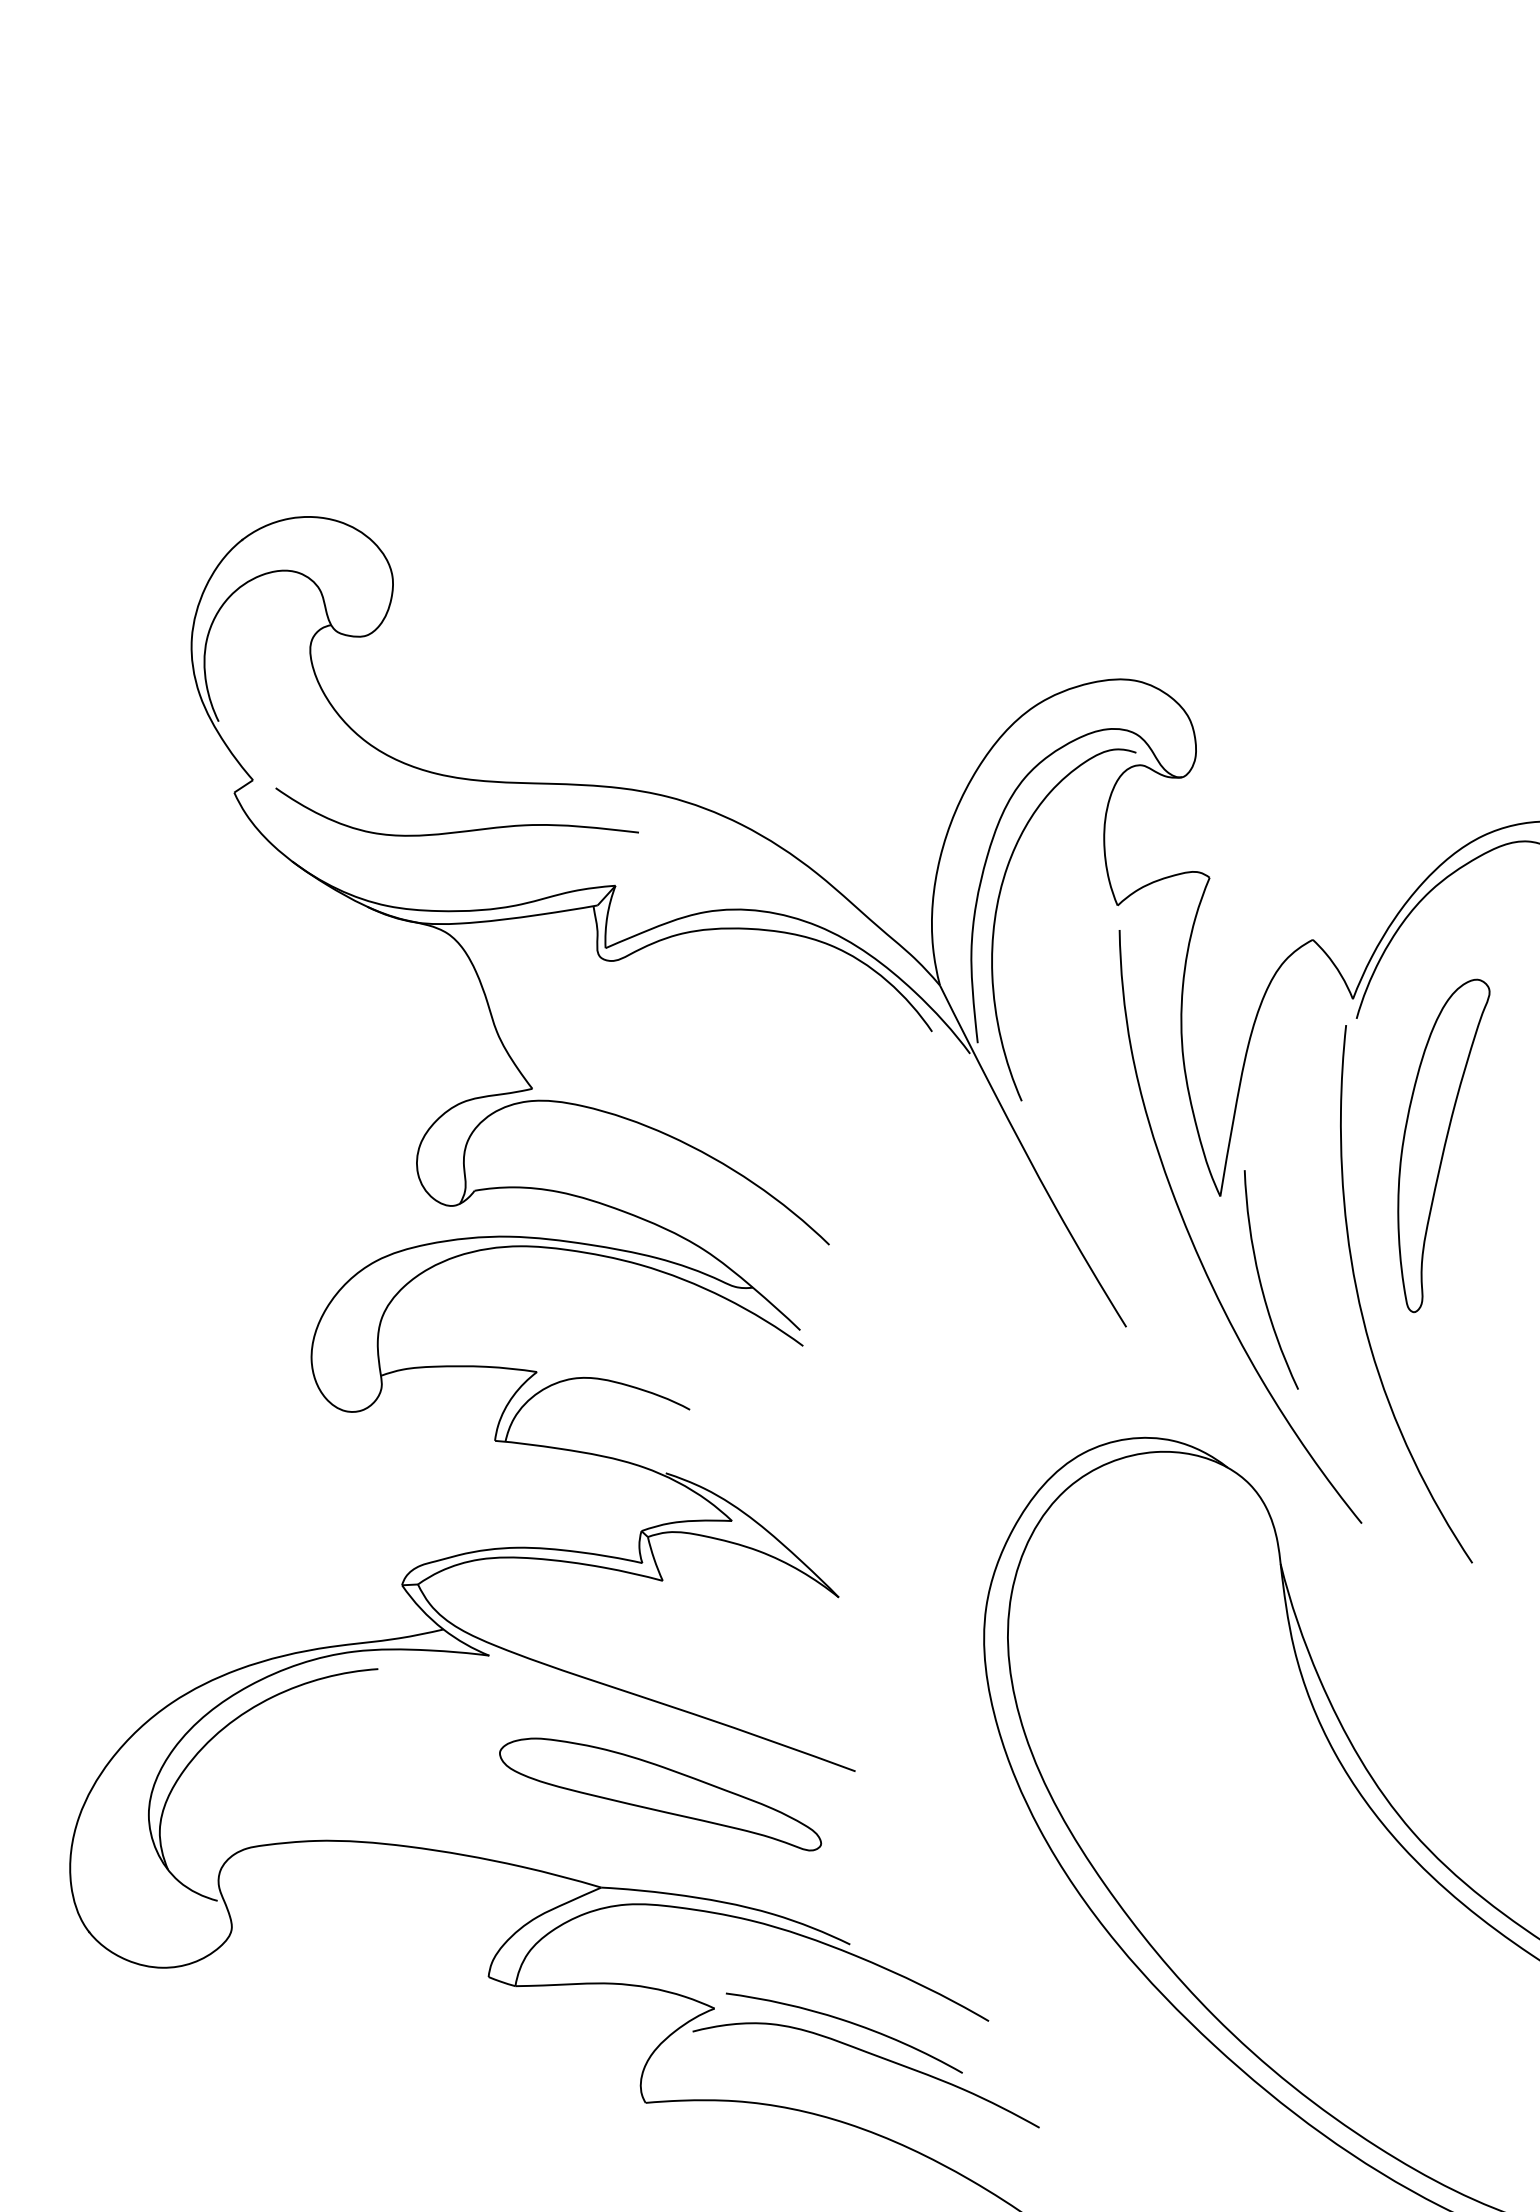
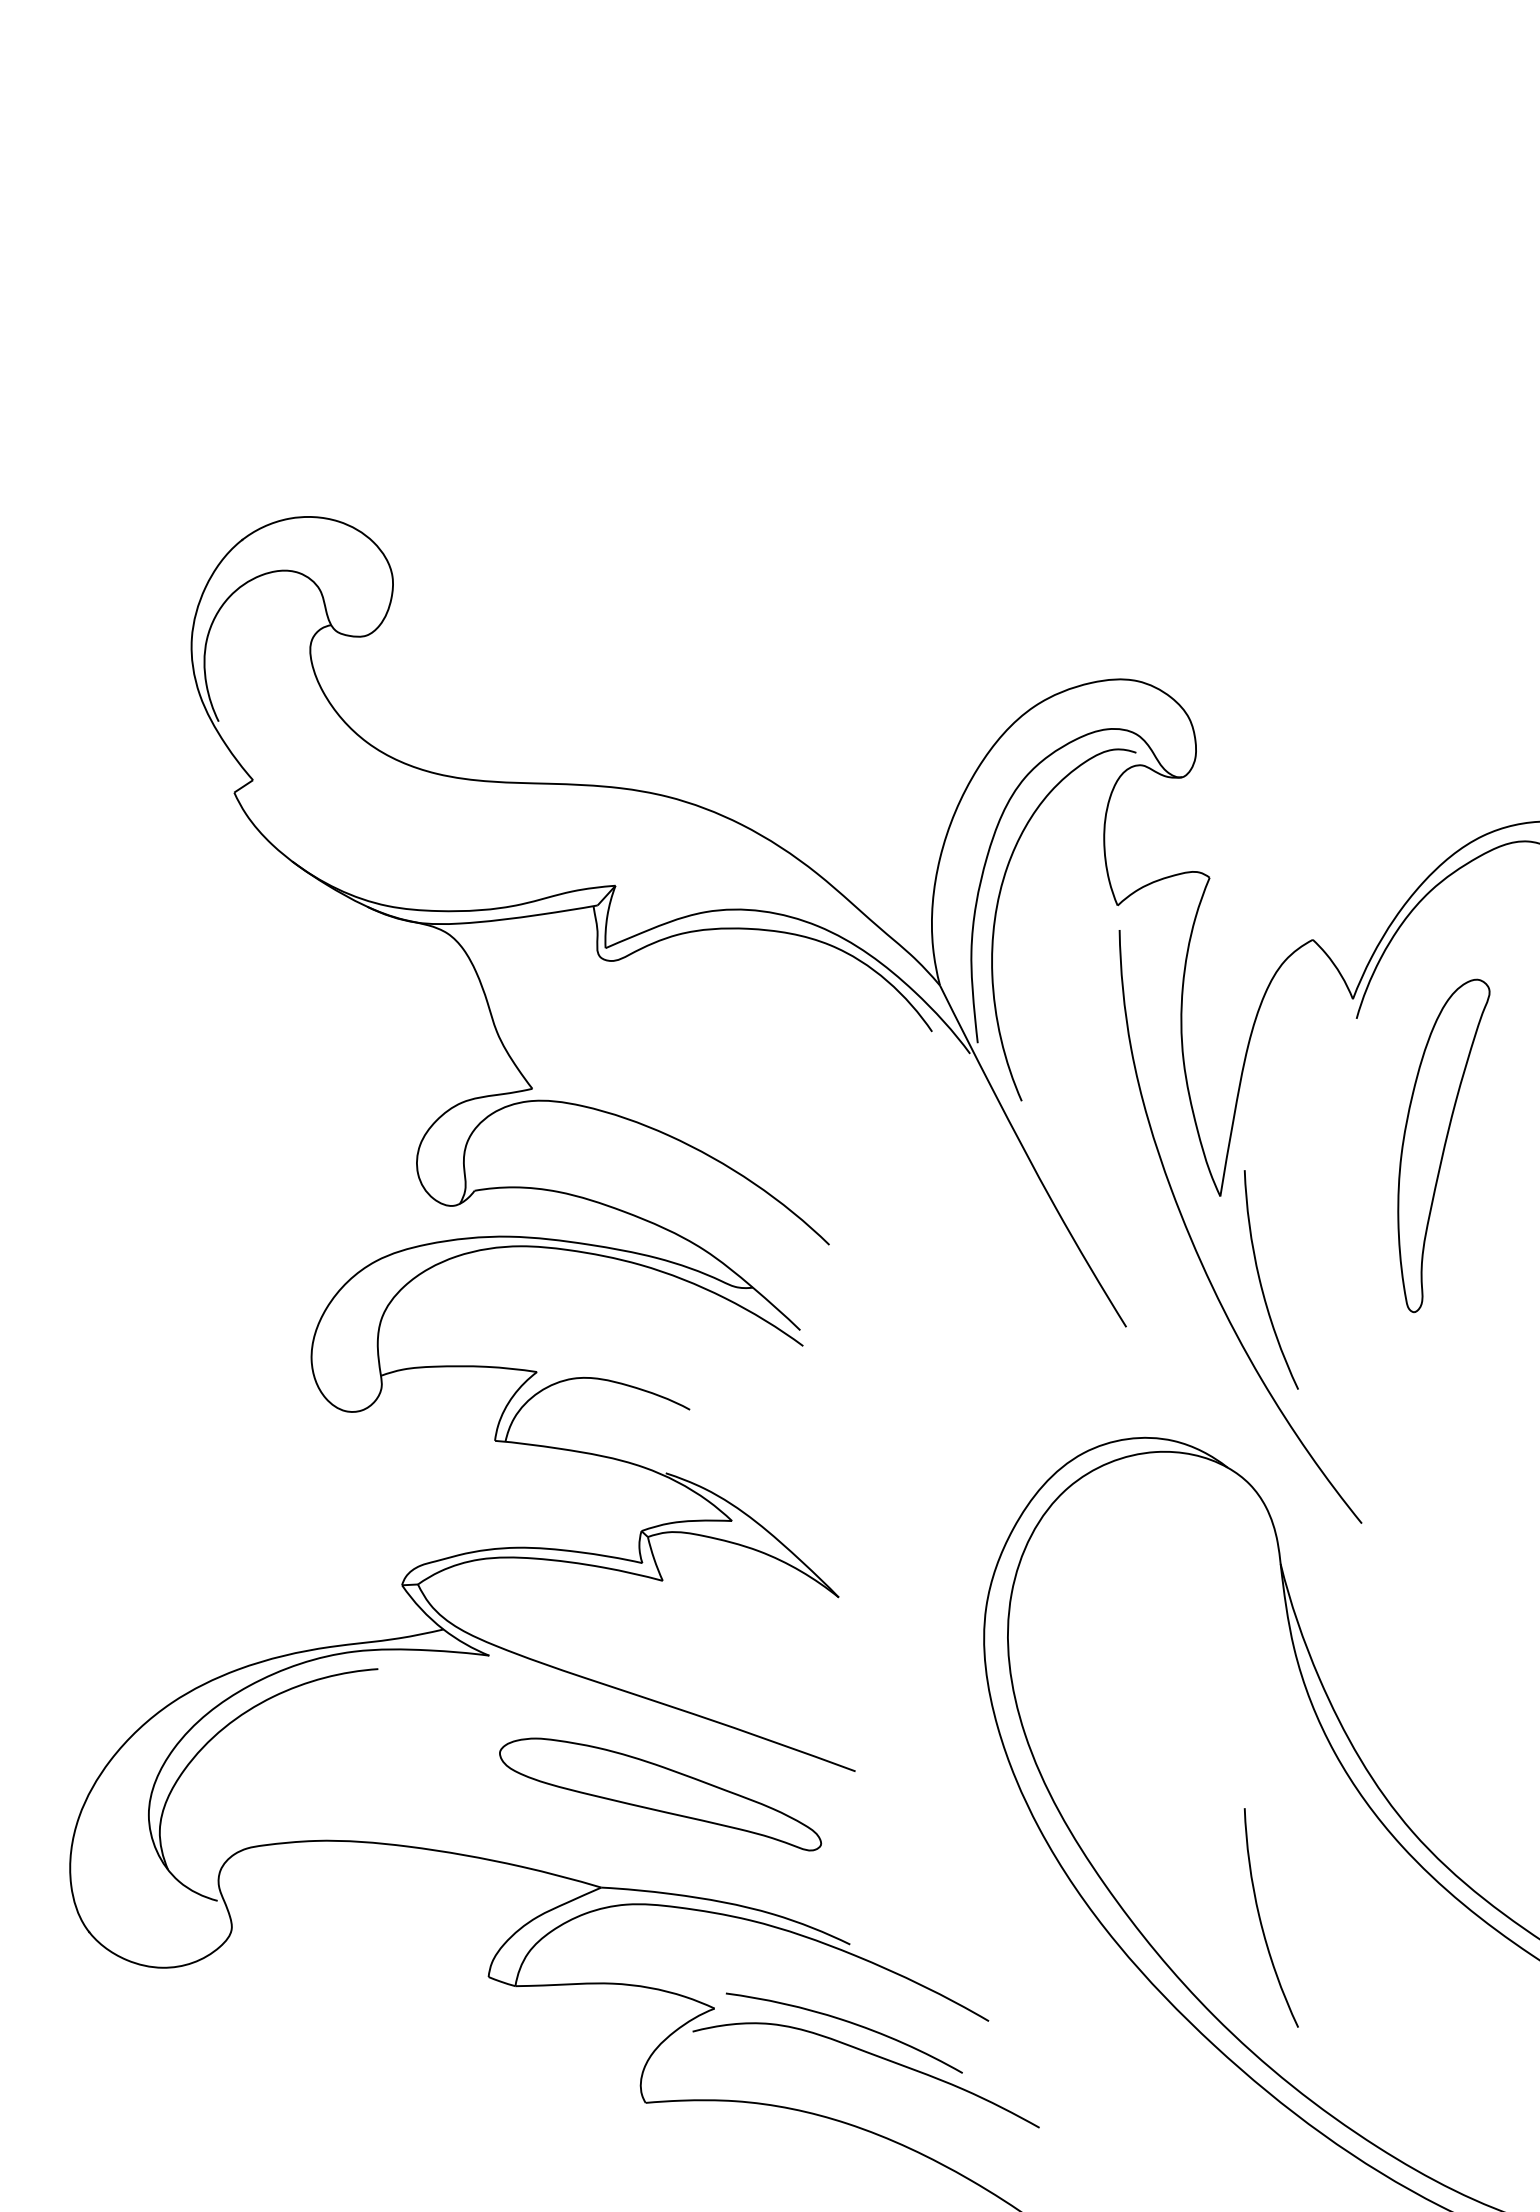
curve: present -> none (461, 830)
curve: present -> none (1361, 1306)
curve: none -> present (1261, 1920)
